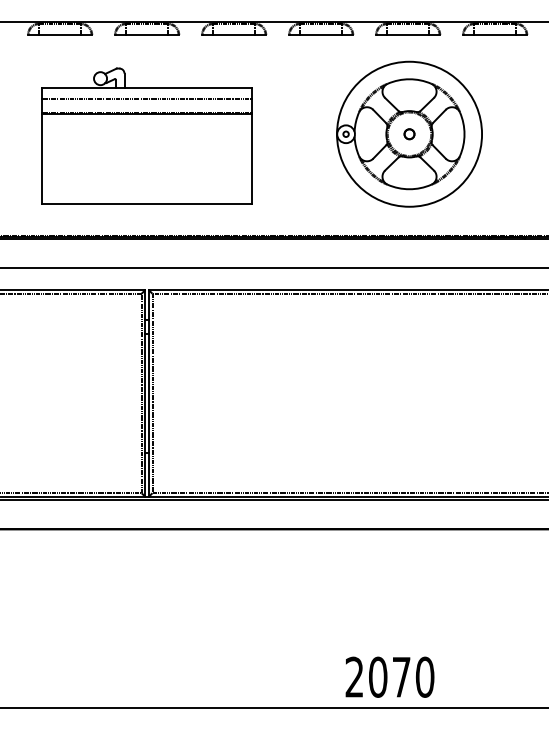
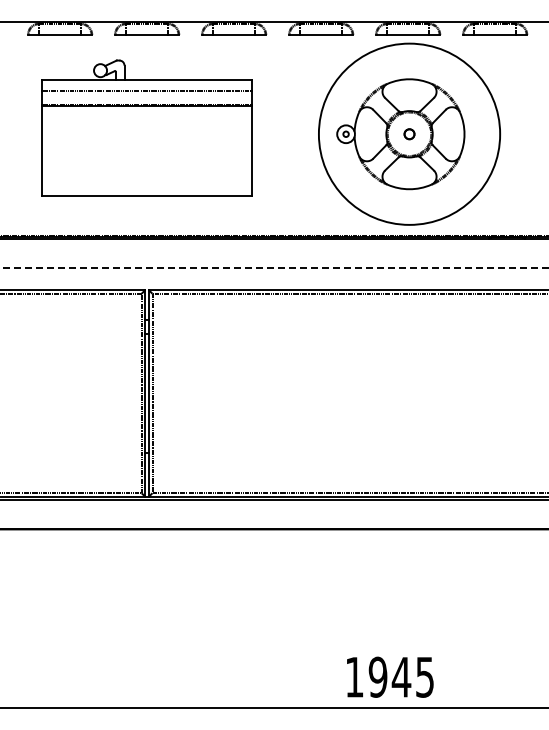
circle diameter: 145 px -> 181 px (409, 133)
part position: (146, 135) -> (146, 127) (146, 127)
line: solid -> dashed (273, 268)
text: 2070 -> 1945 (389, 676)
